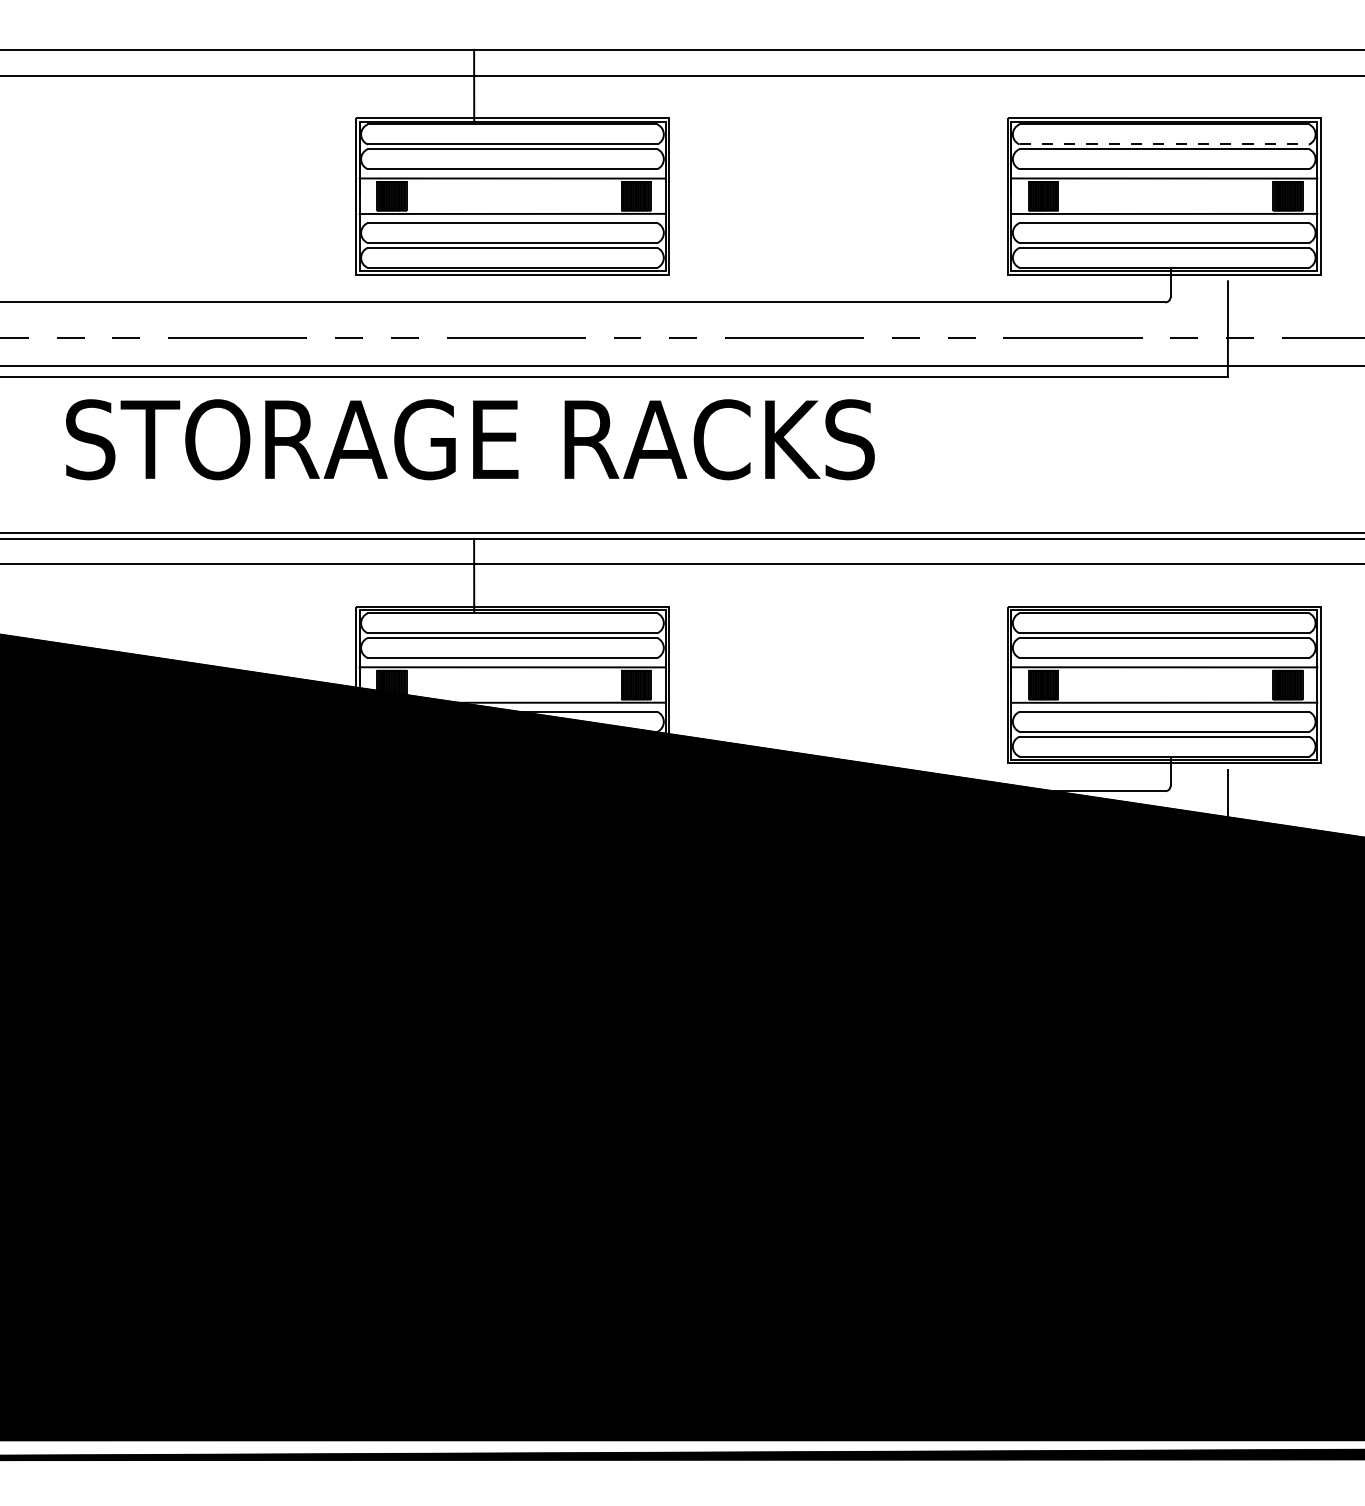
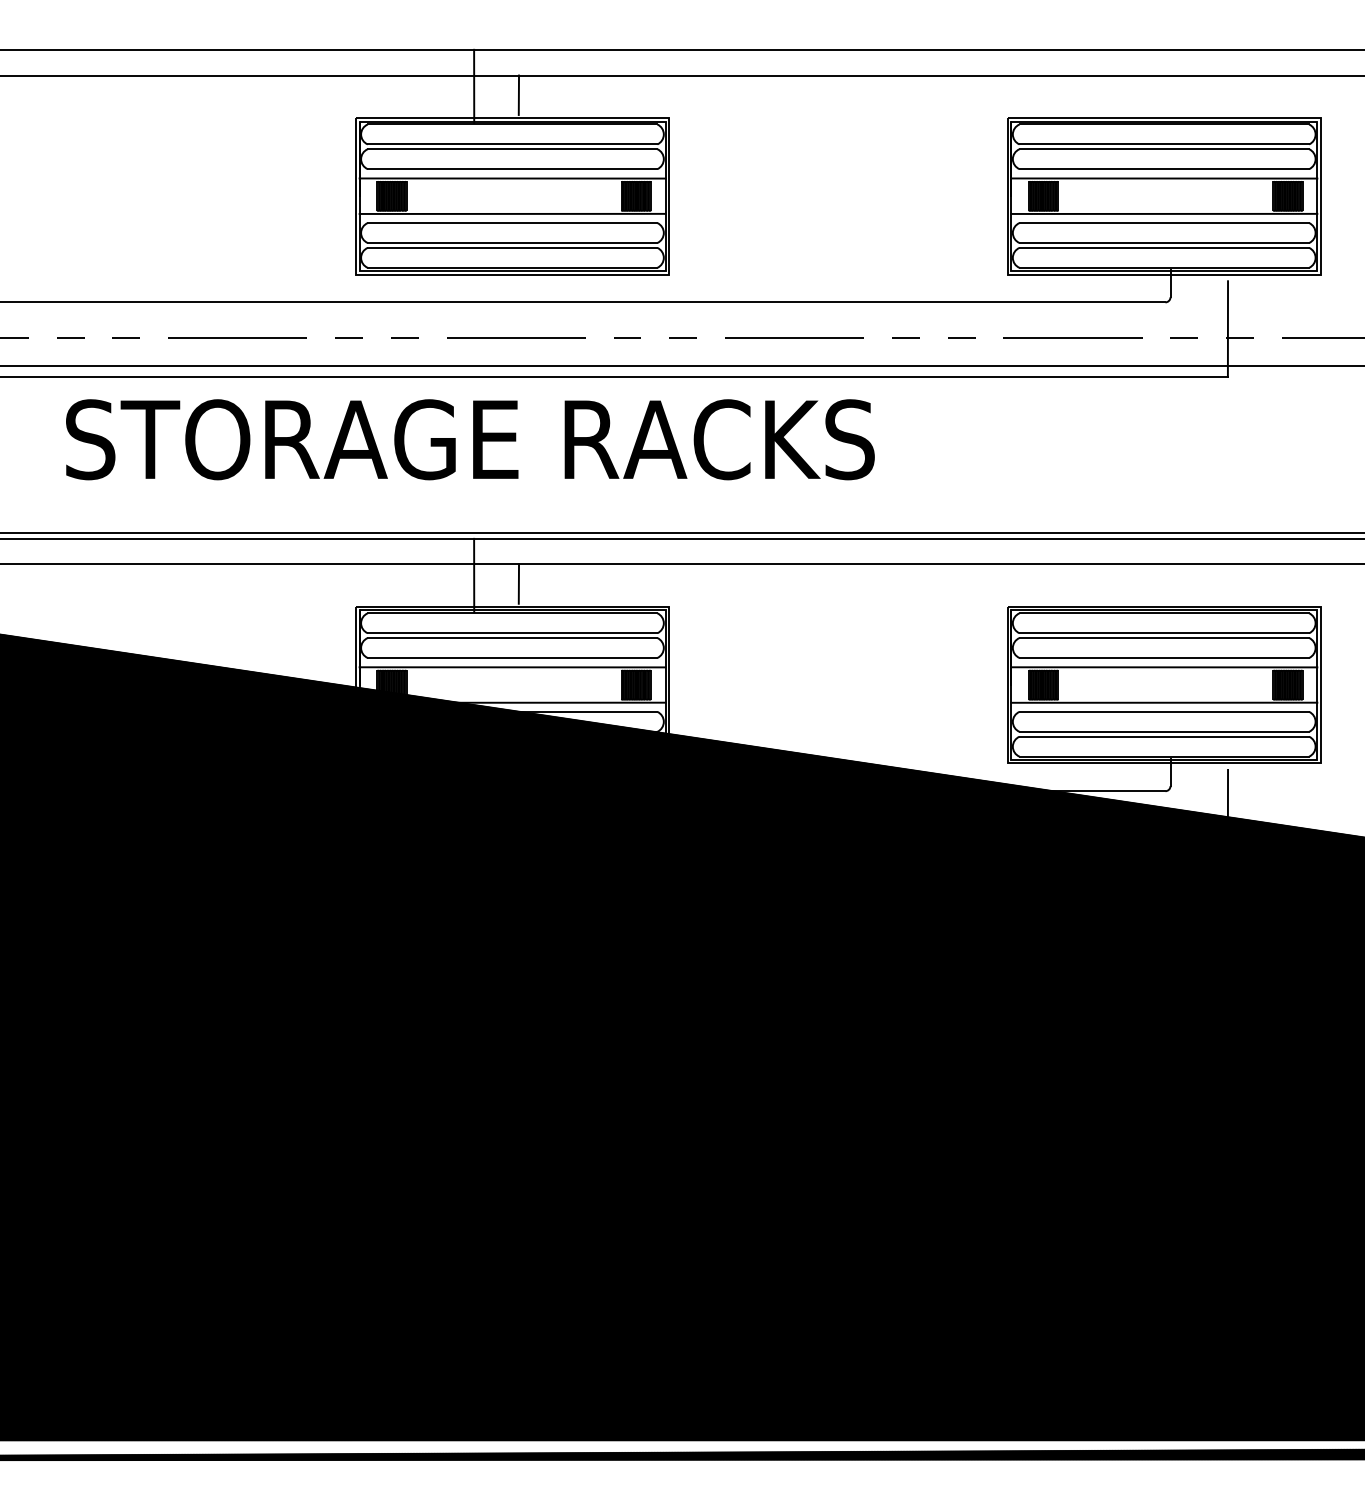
line: none -> present (518, 94)
line: dashed -> solid (1164, 144)
line: none -> present (518, 583)
